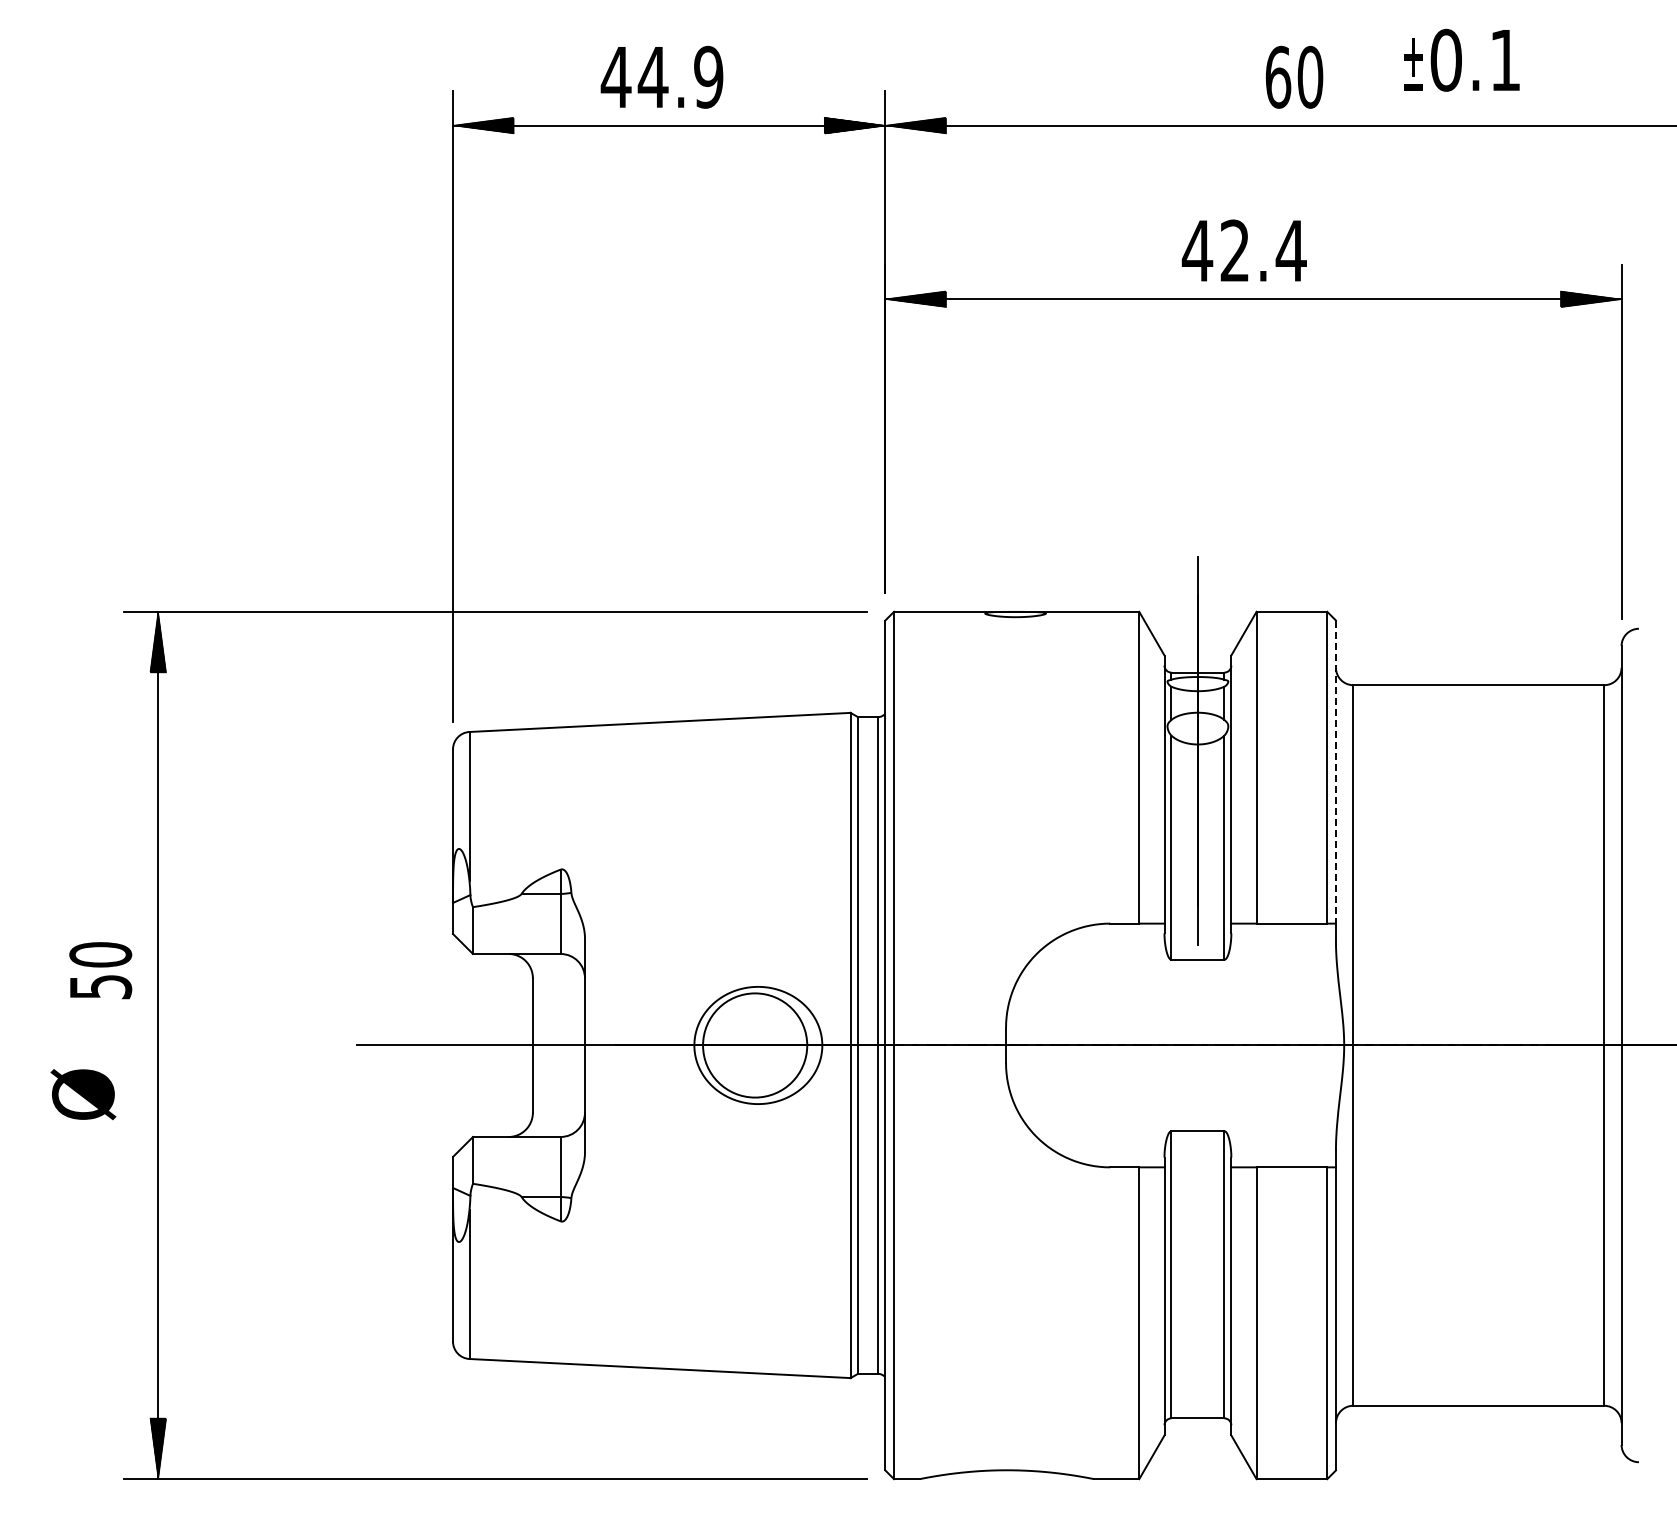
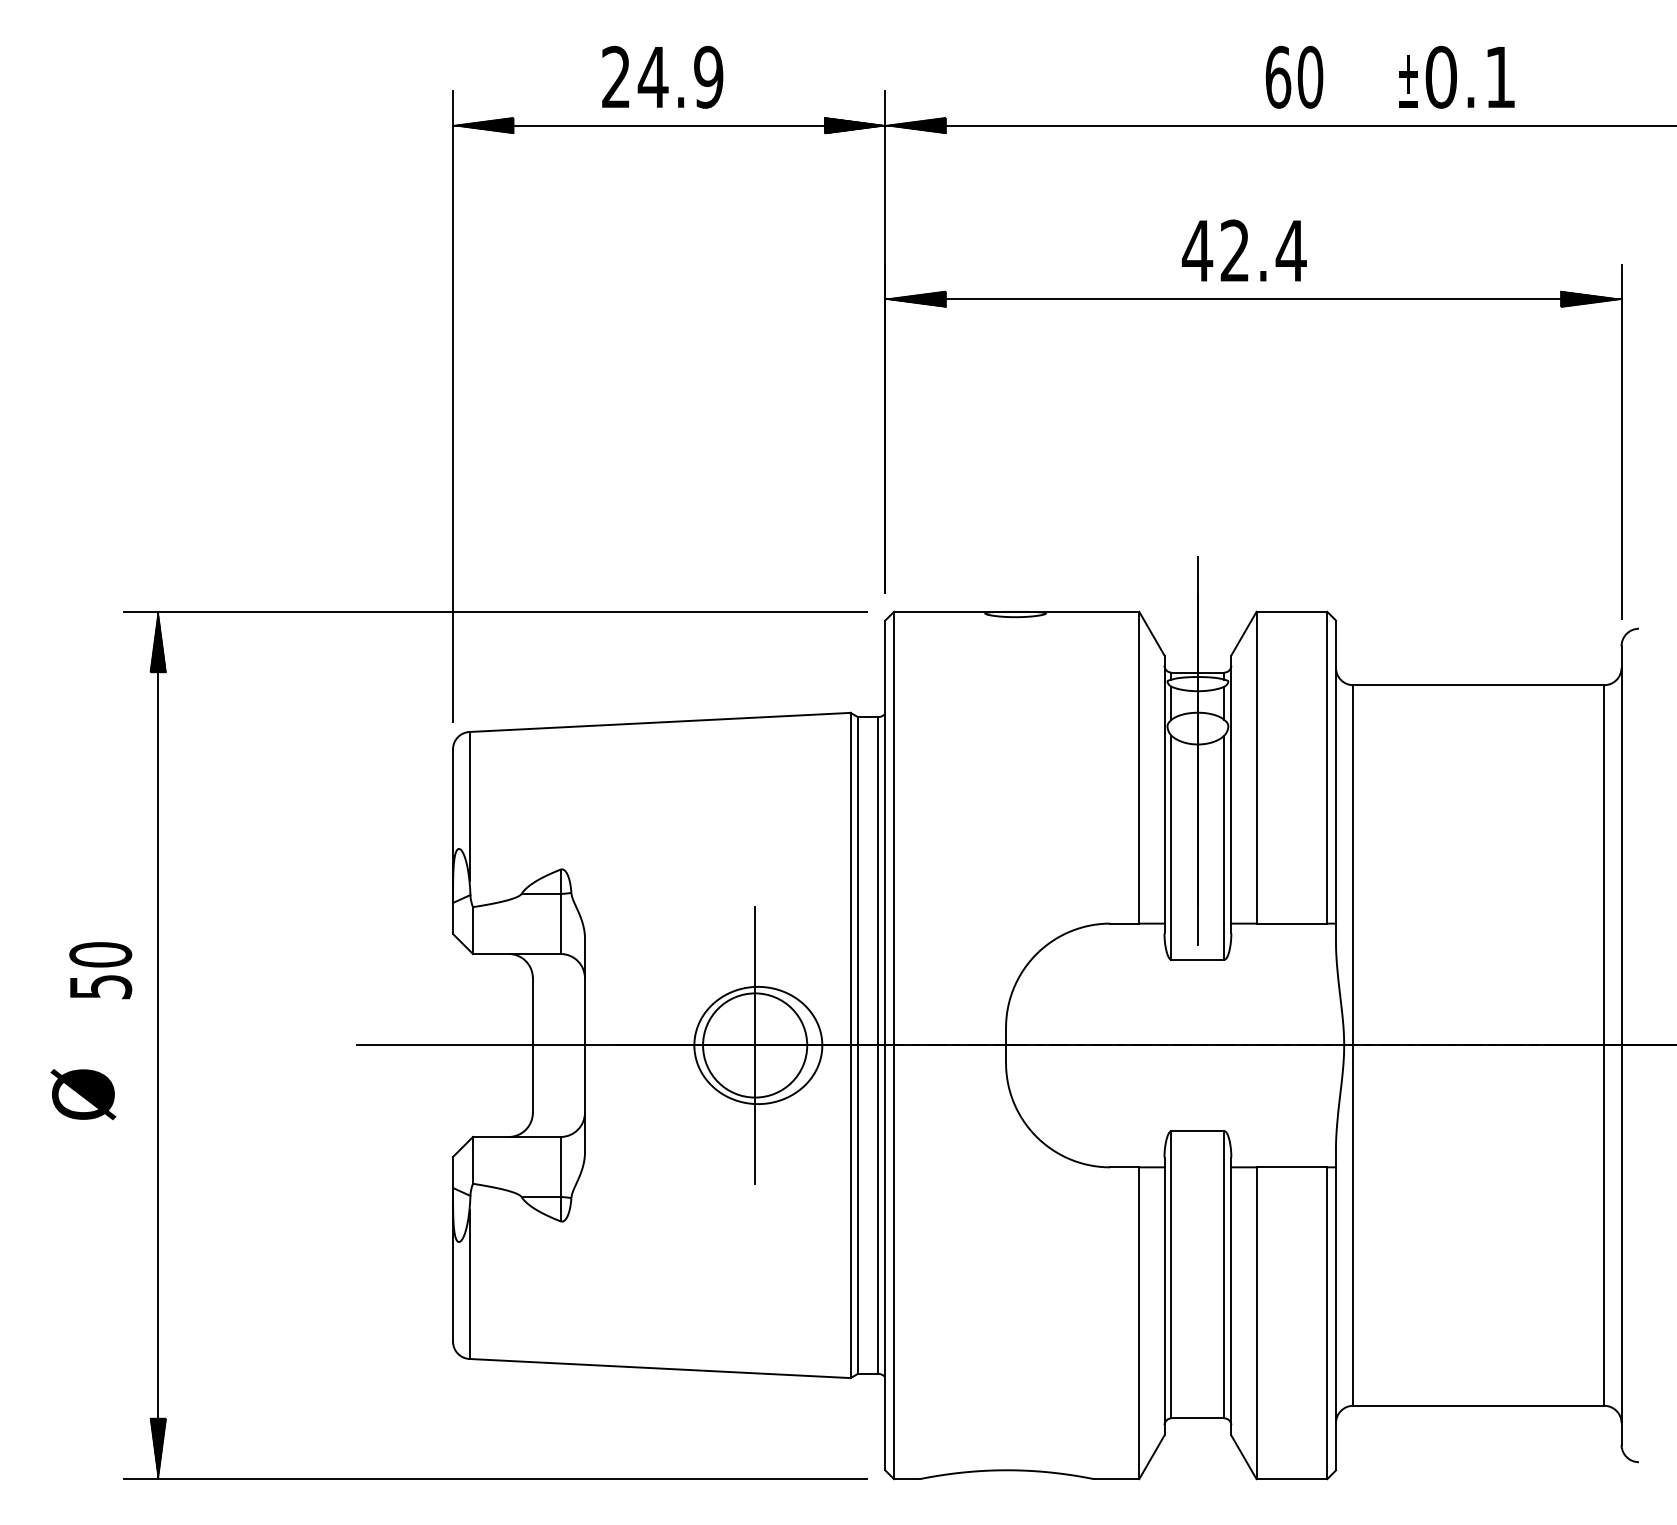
text position: (1461, 59) -> (1456, 76) (1456, 76)
text: 44.9 -> 24.9 (615, 76)
line: dashed -> solid (1335, 772)
line: none -> present (755, 1045)
